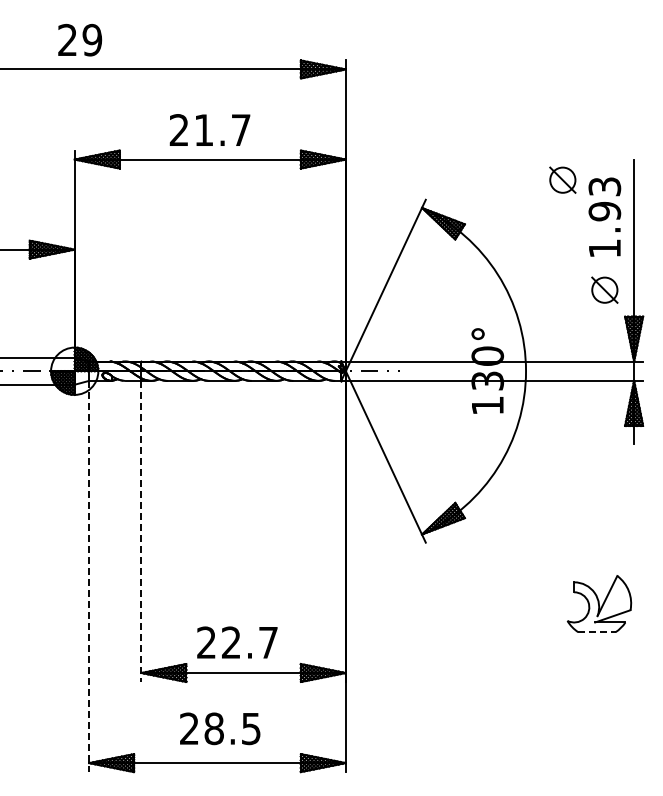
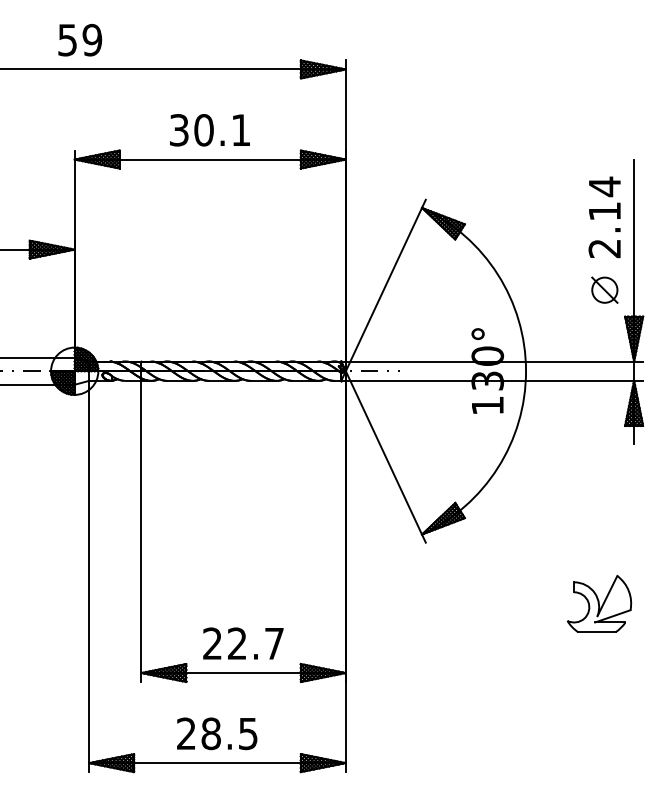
text: 29 -> 59 (67, 39)
text: 21.7 -> 30.1 (209, 130)
part: present -> none (562, 179)
text: 1.93 -> 2.14 (604, 217)
line: dashed -> solid (141, 531)
line: dashed -> solid (89, 576)
line: dashed -> solid (596, 632)
text position: (237, 642) -> (243, 643) (243, 643)
text position: (220, 728) -> (217, 733) (217, 733)
